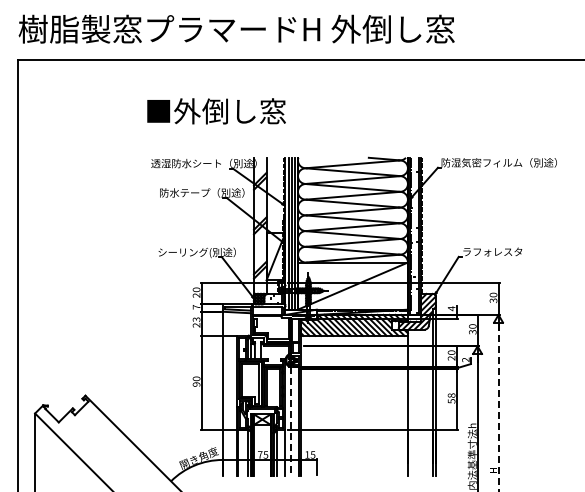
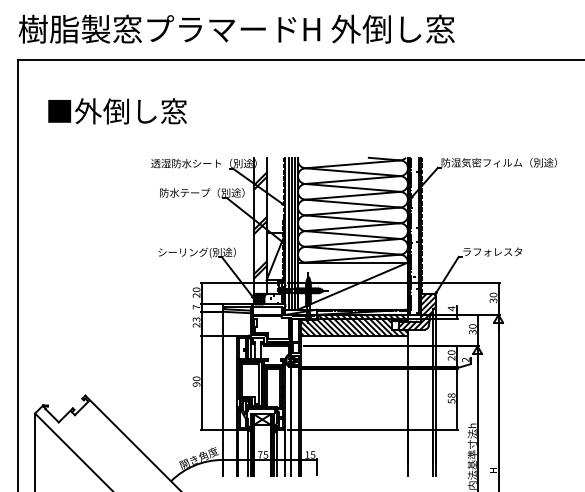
text position: (216, 111) -> (117, 111) (117, 111)
line: dashed -> solid (498, 407)
line: dashed -> solid (290, 421)
